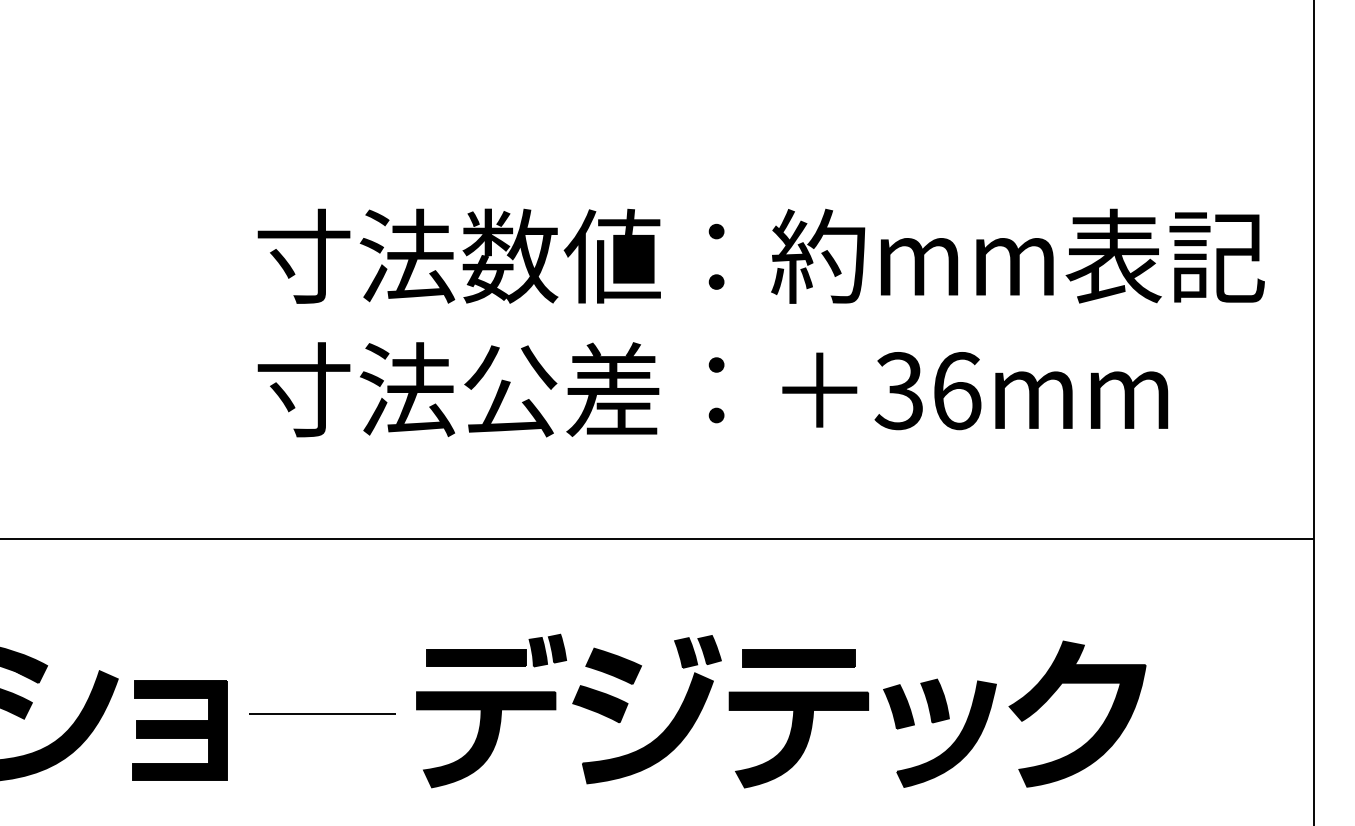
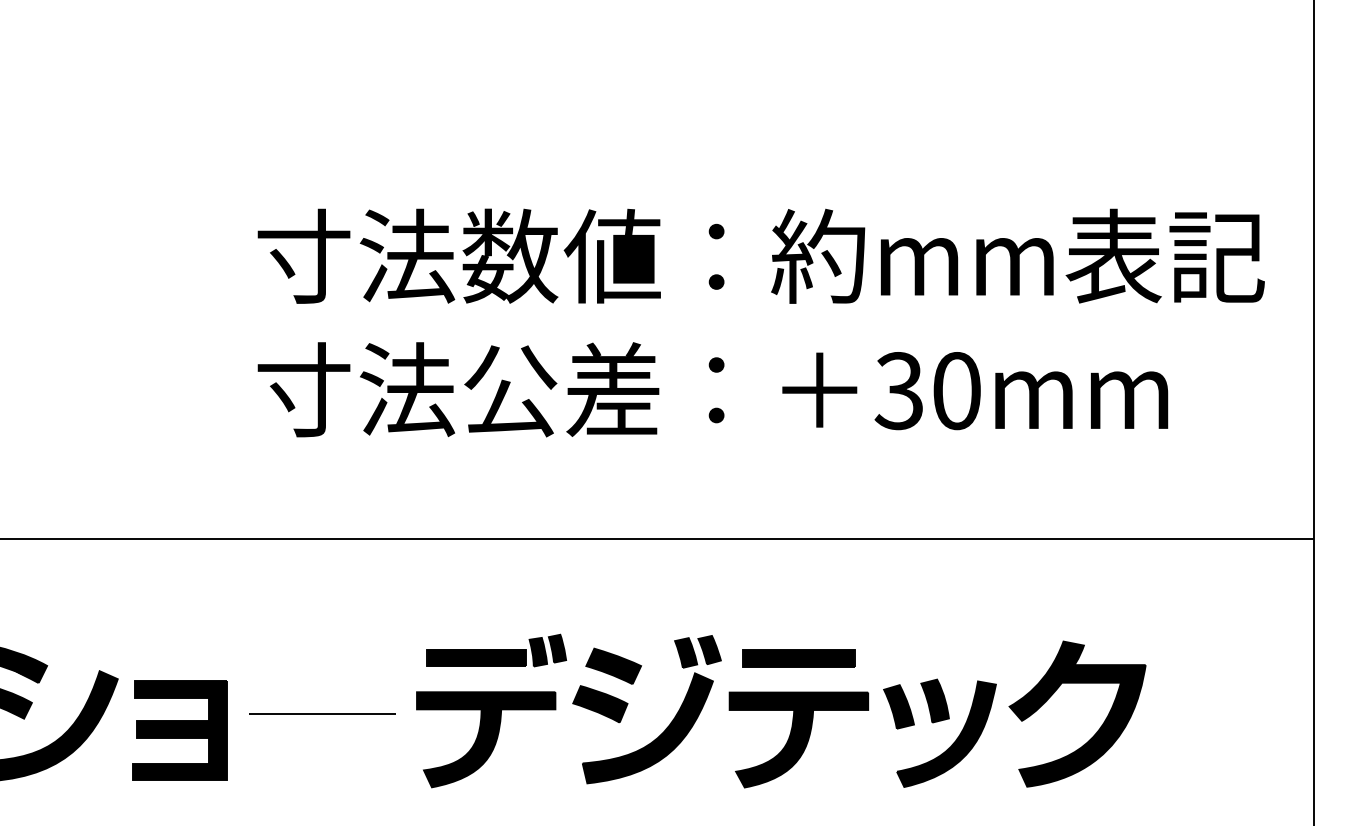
text: 36mm -> 30mm (957, 391)
